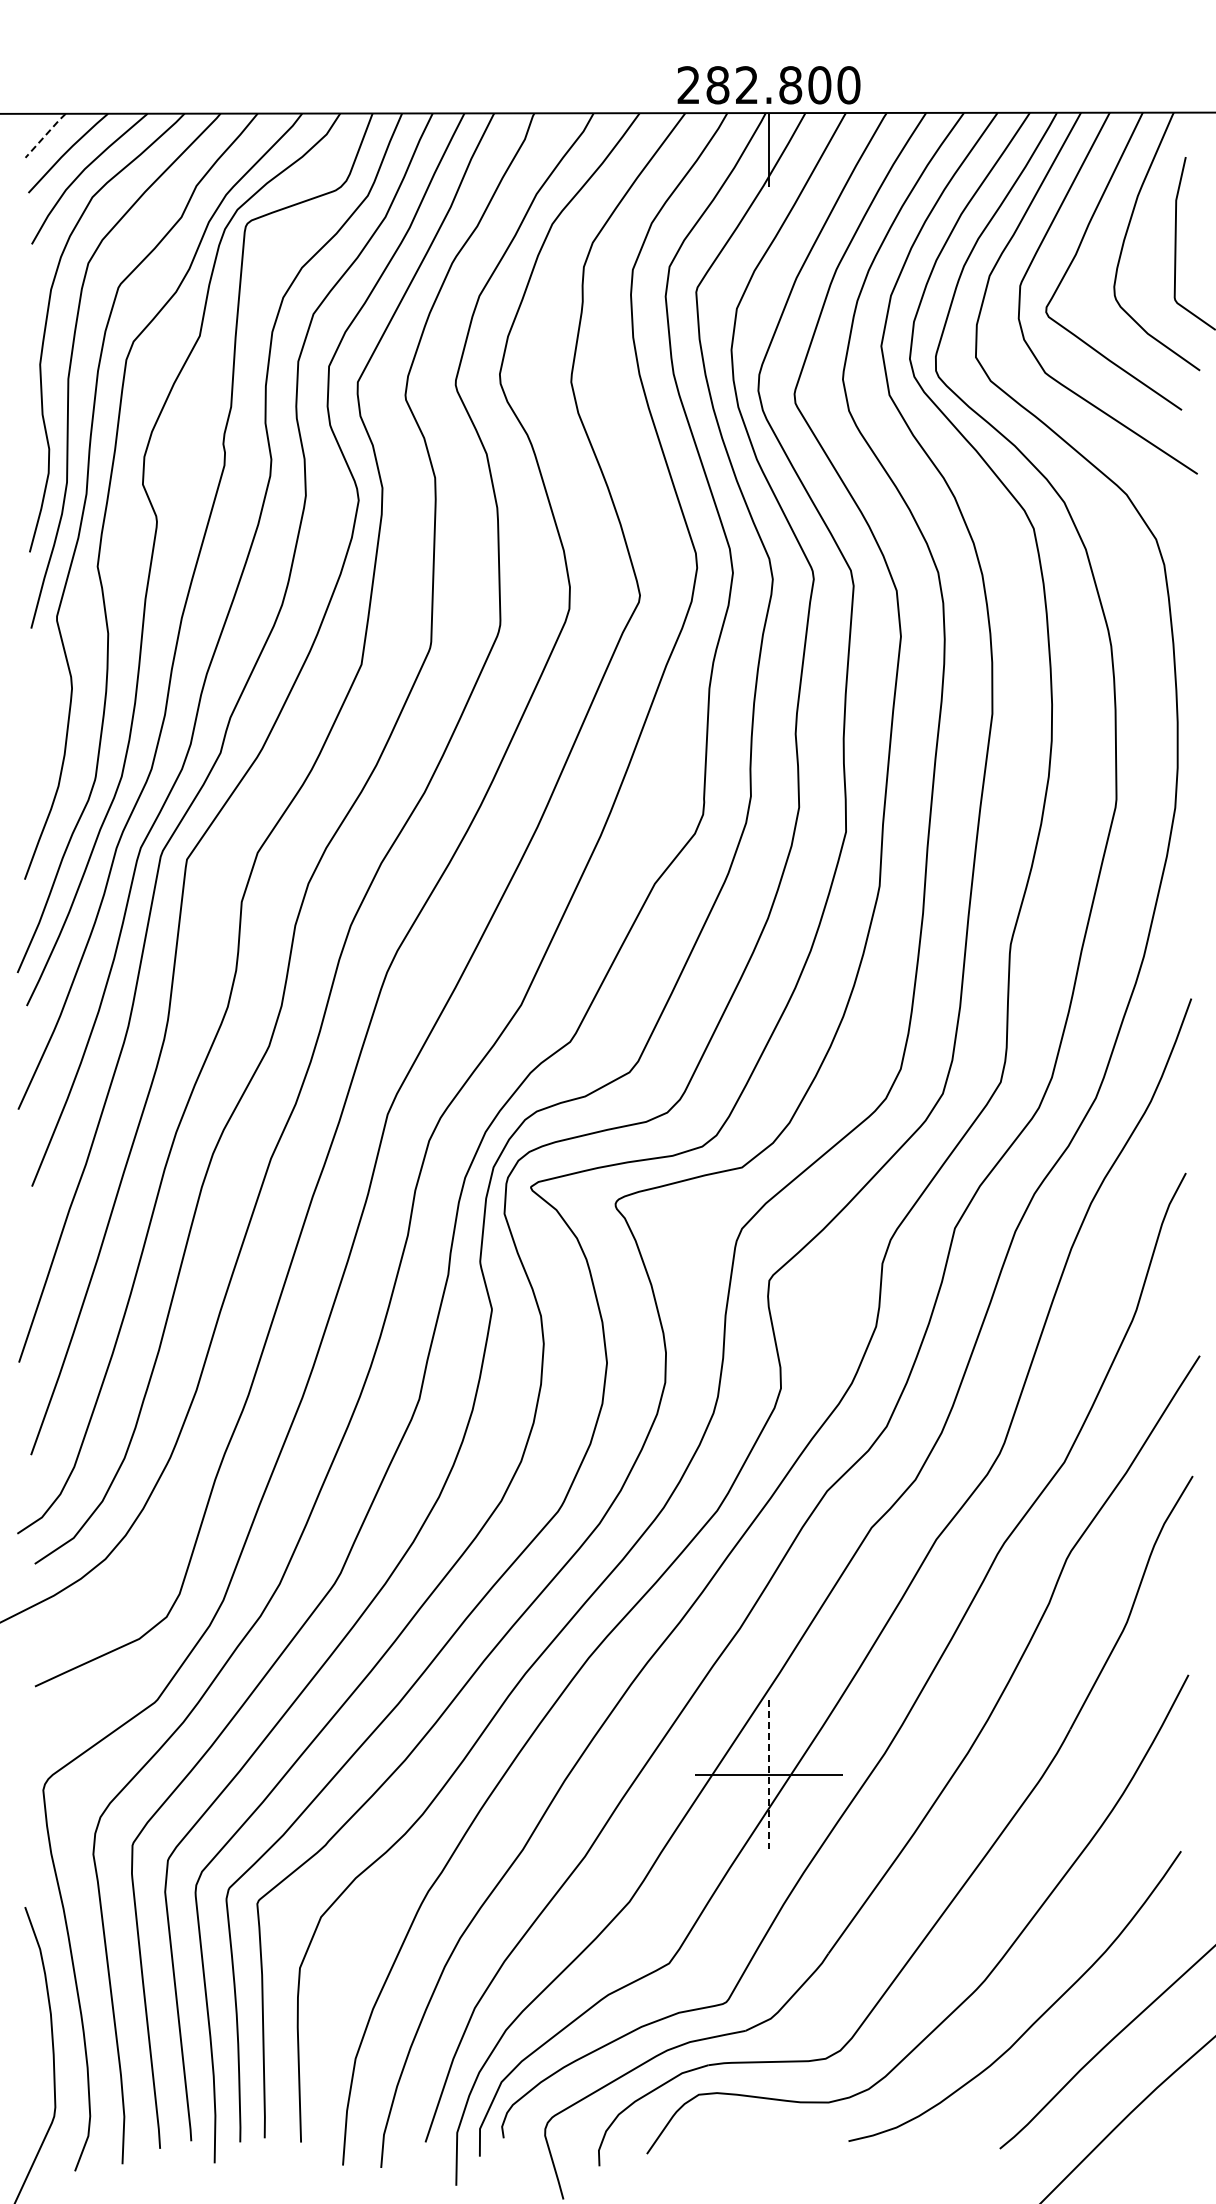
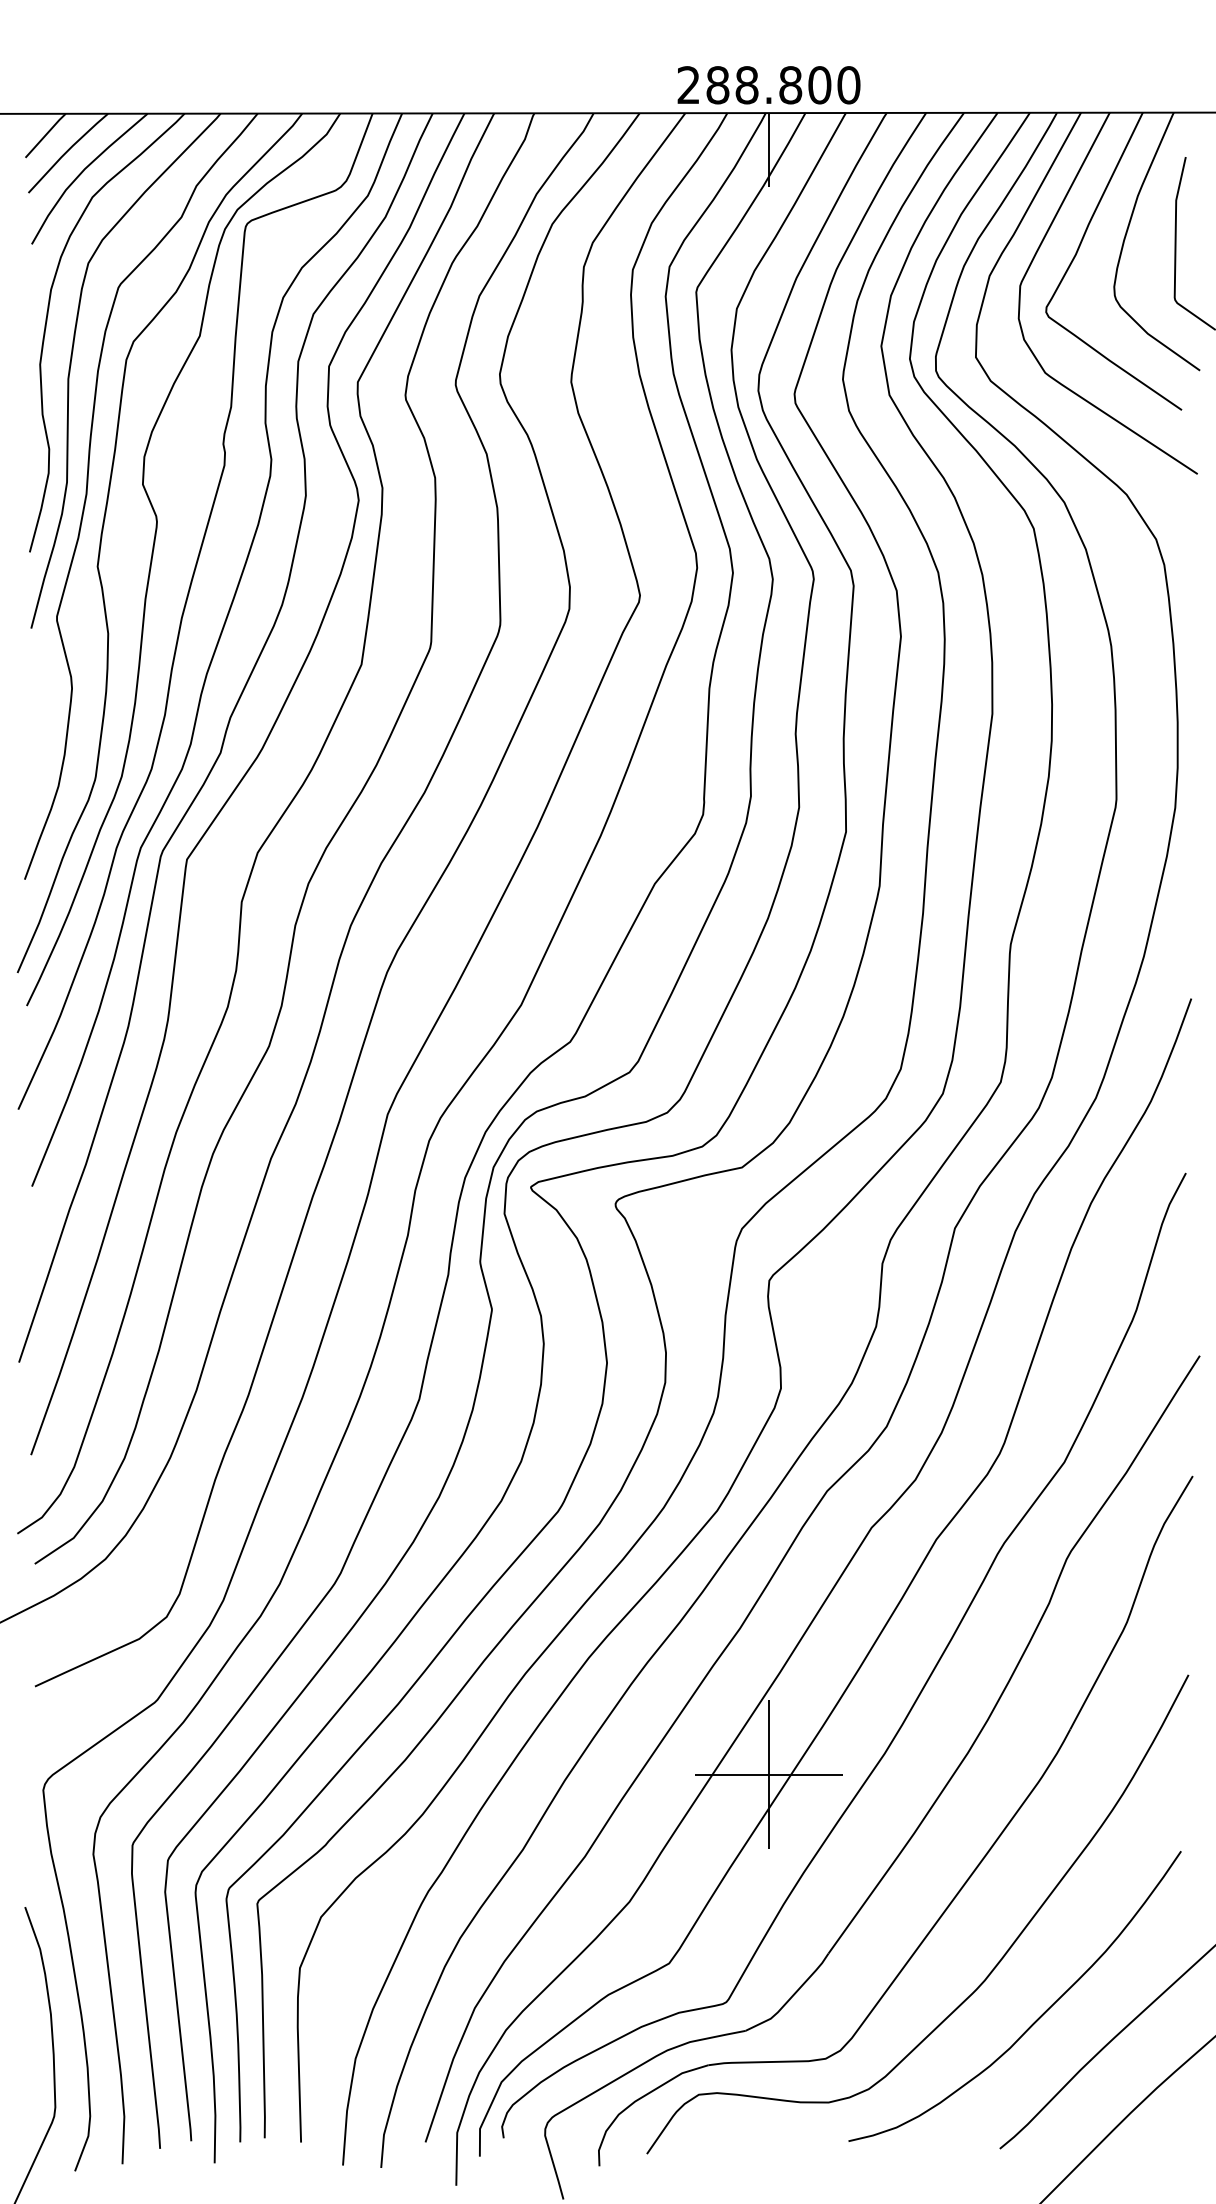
text: 282.800 -> 288.800 (746, 85)
line: dashed -> solid (45, 135)
line: dashed -> solid (768, 1775)
